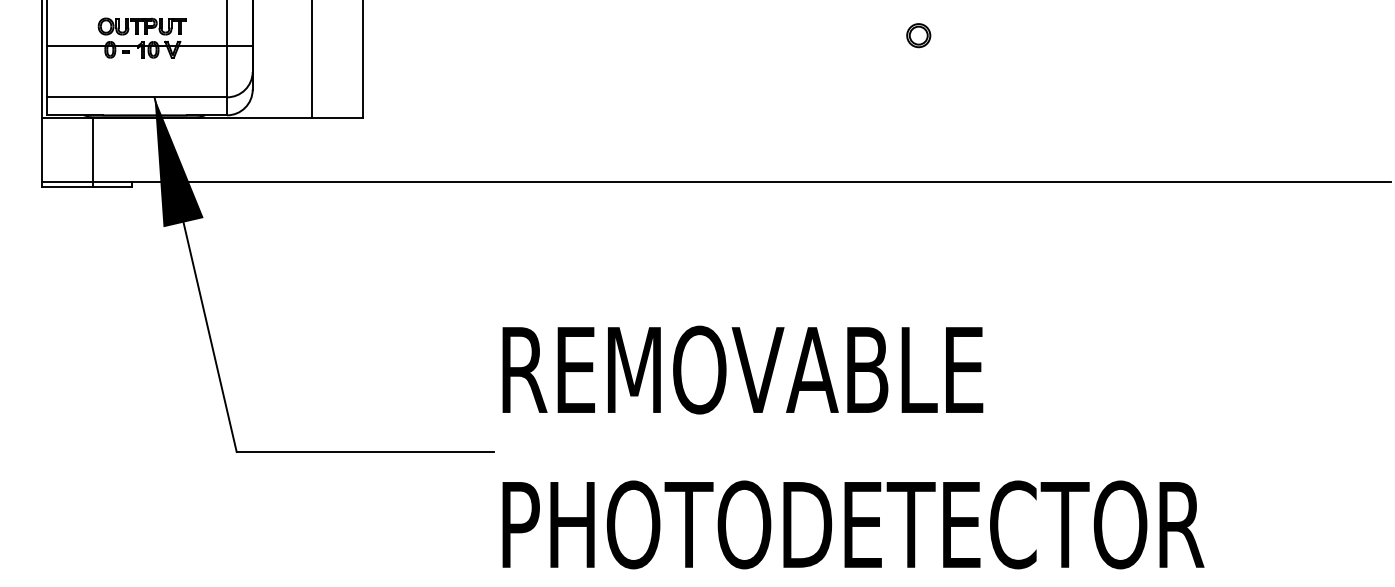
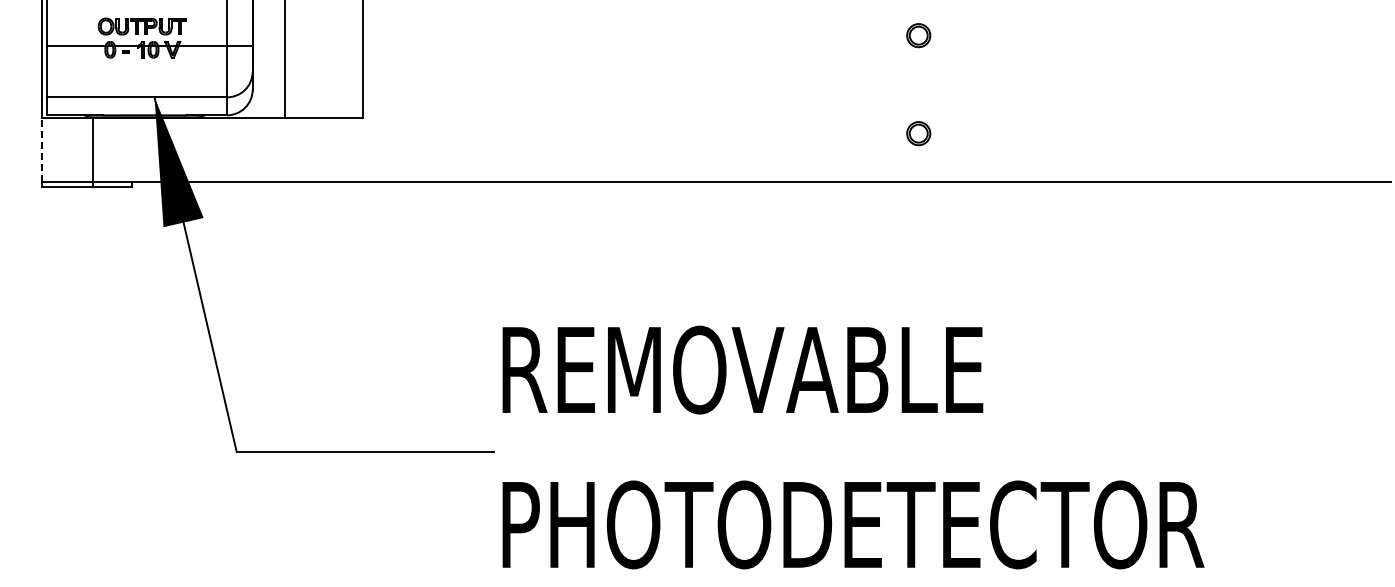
line position: (311, 59) -> (284, 59) (284, 59)
part: none -> present (918, 133)
line: solid -> dashed (41, 149)
